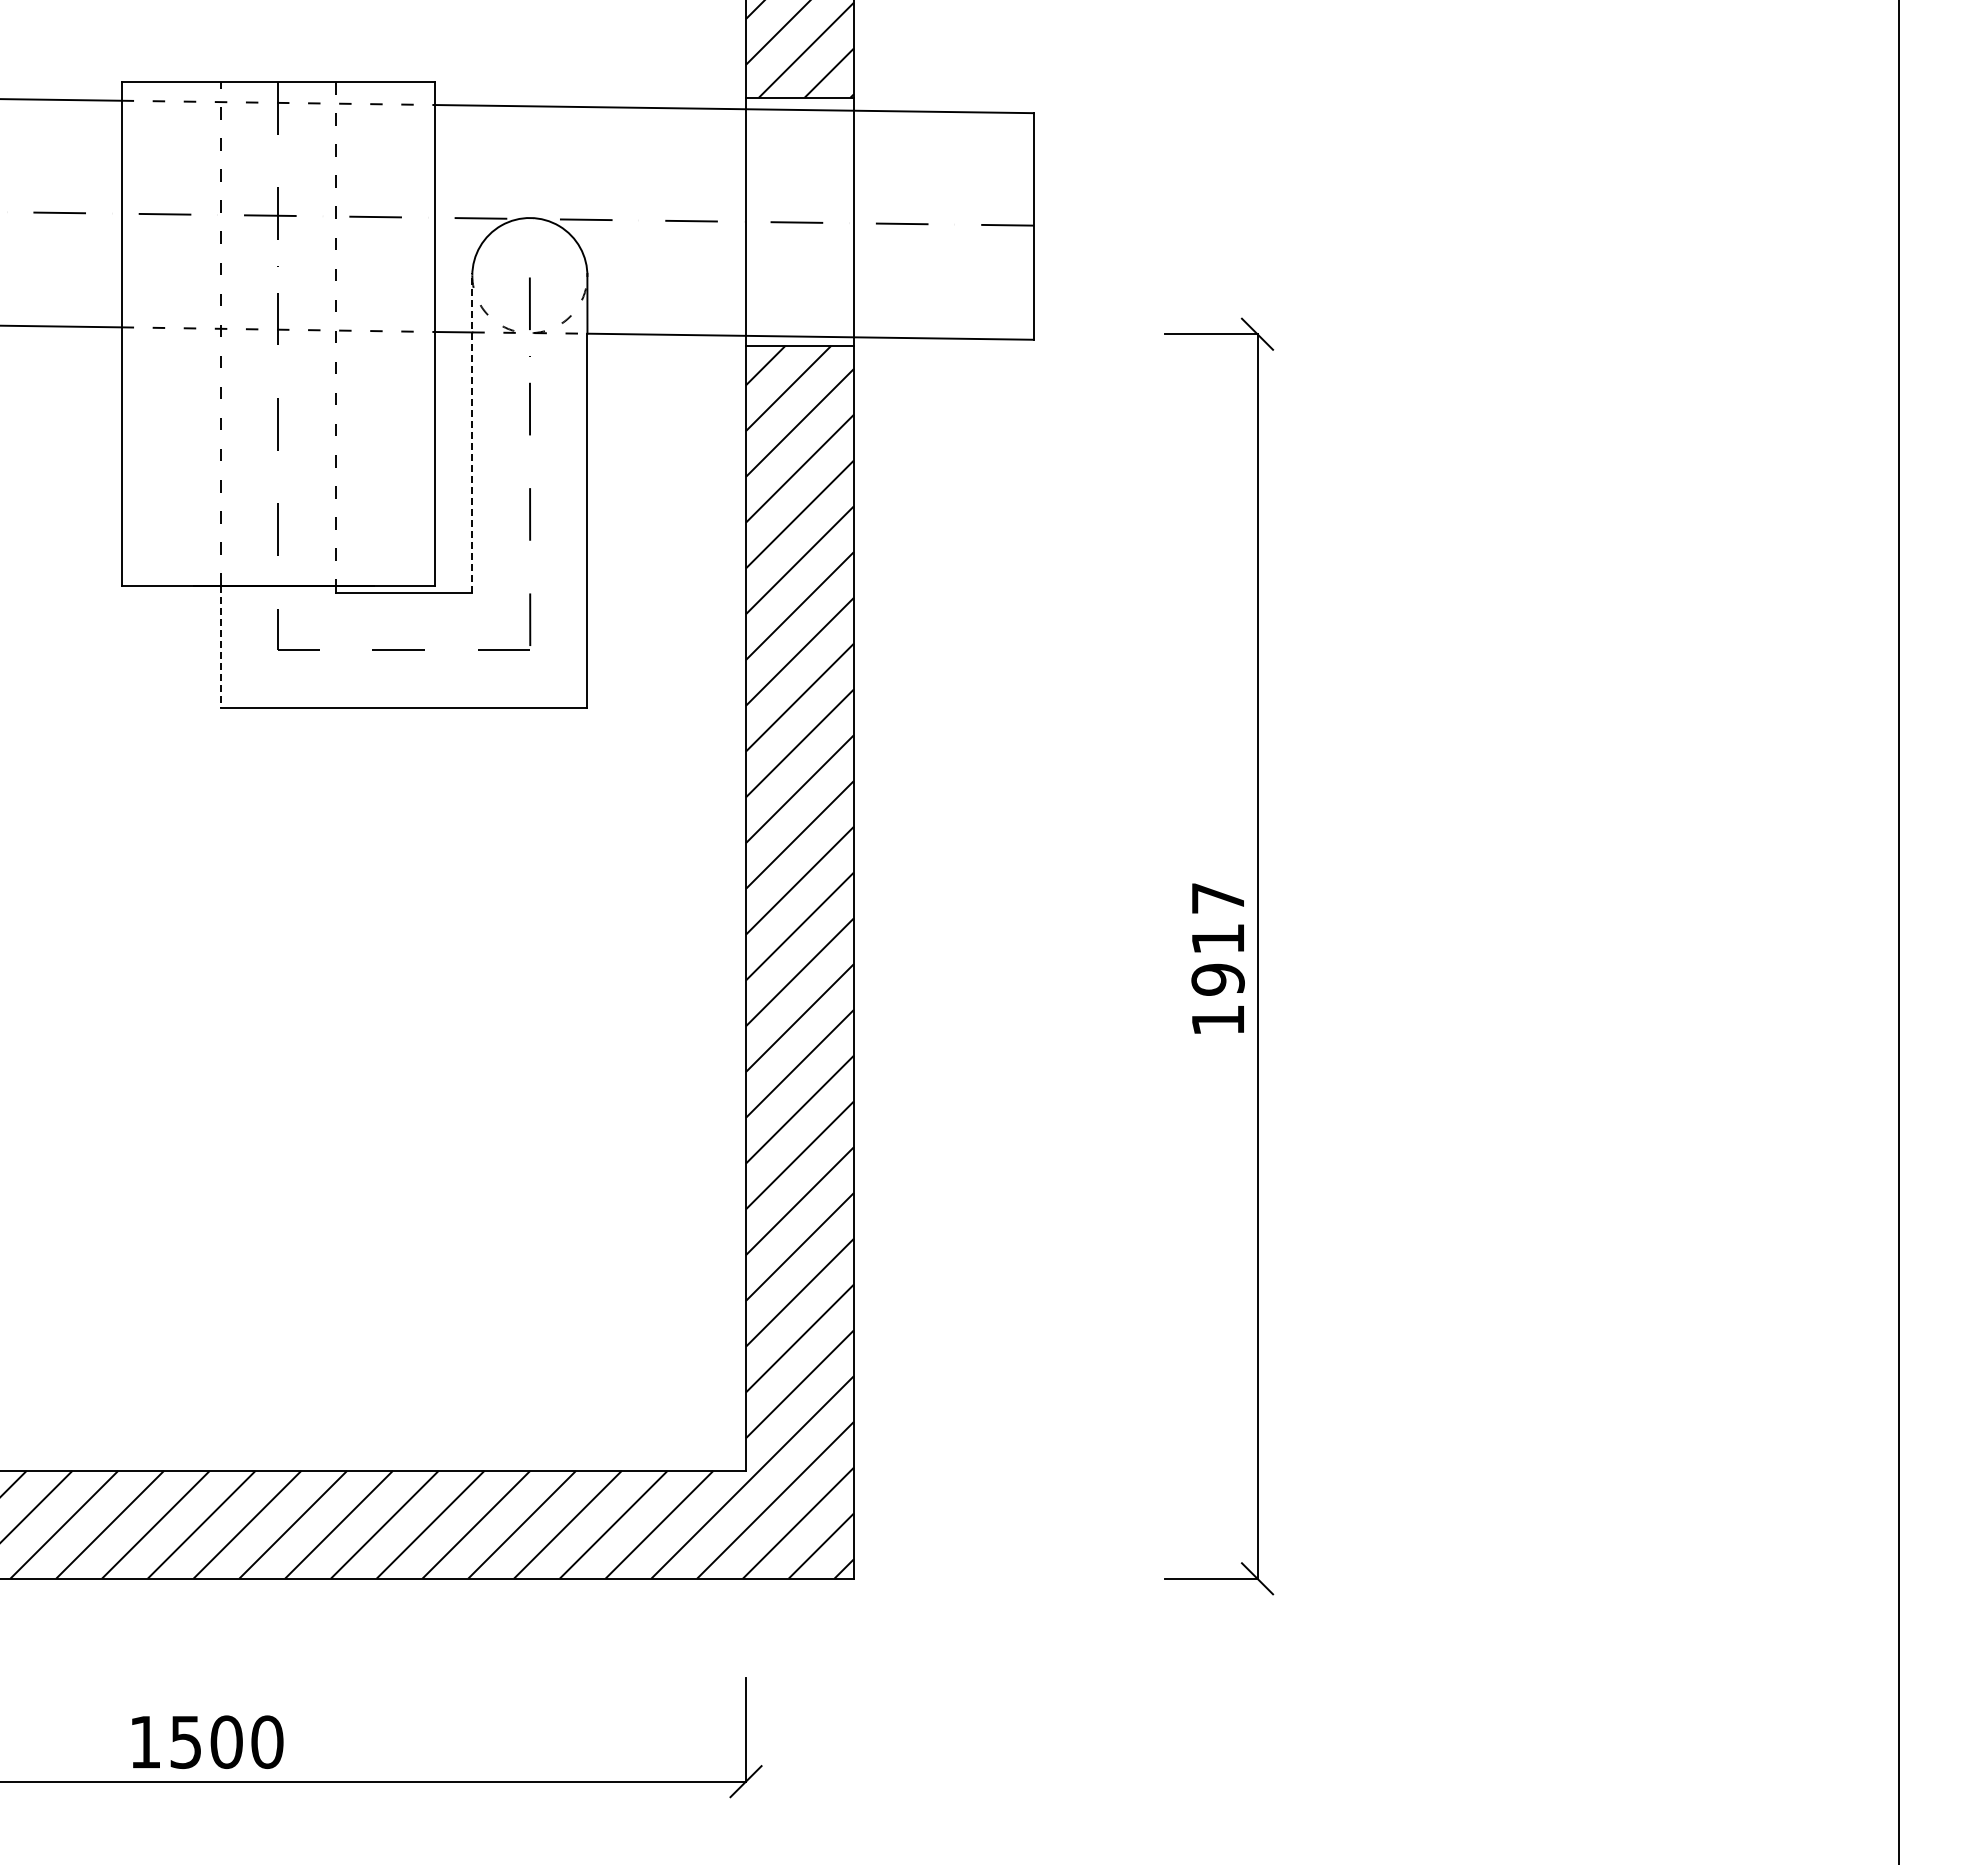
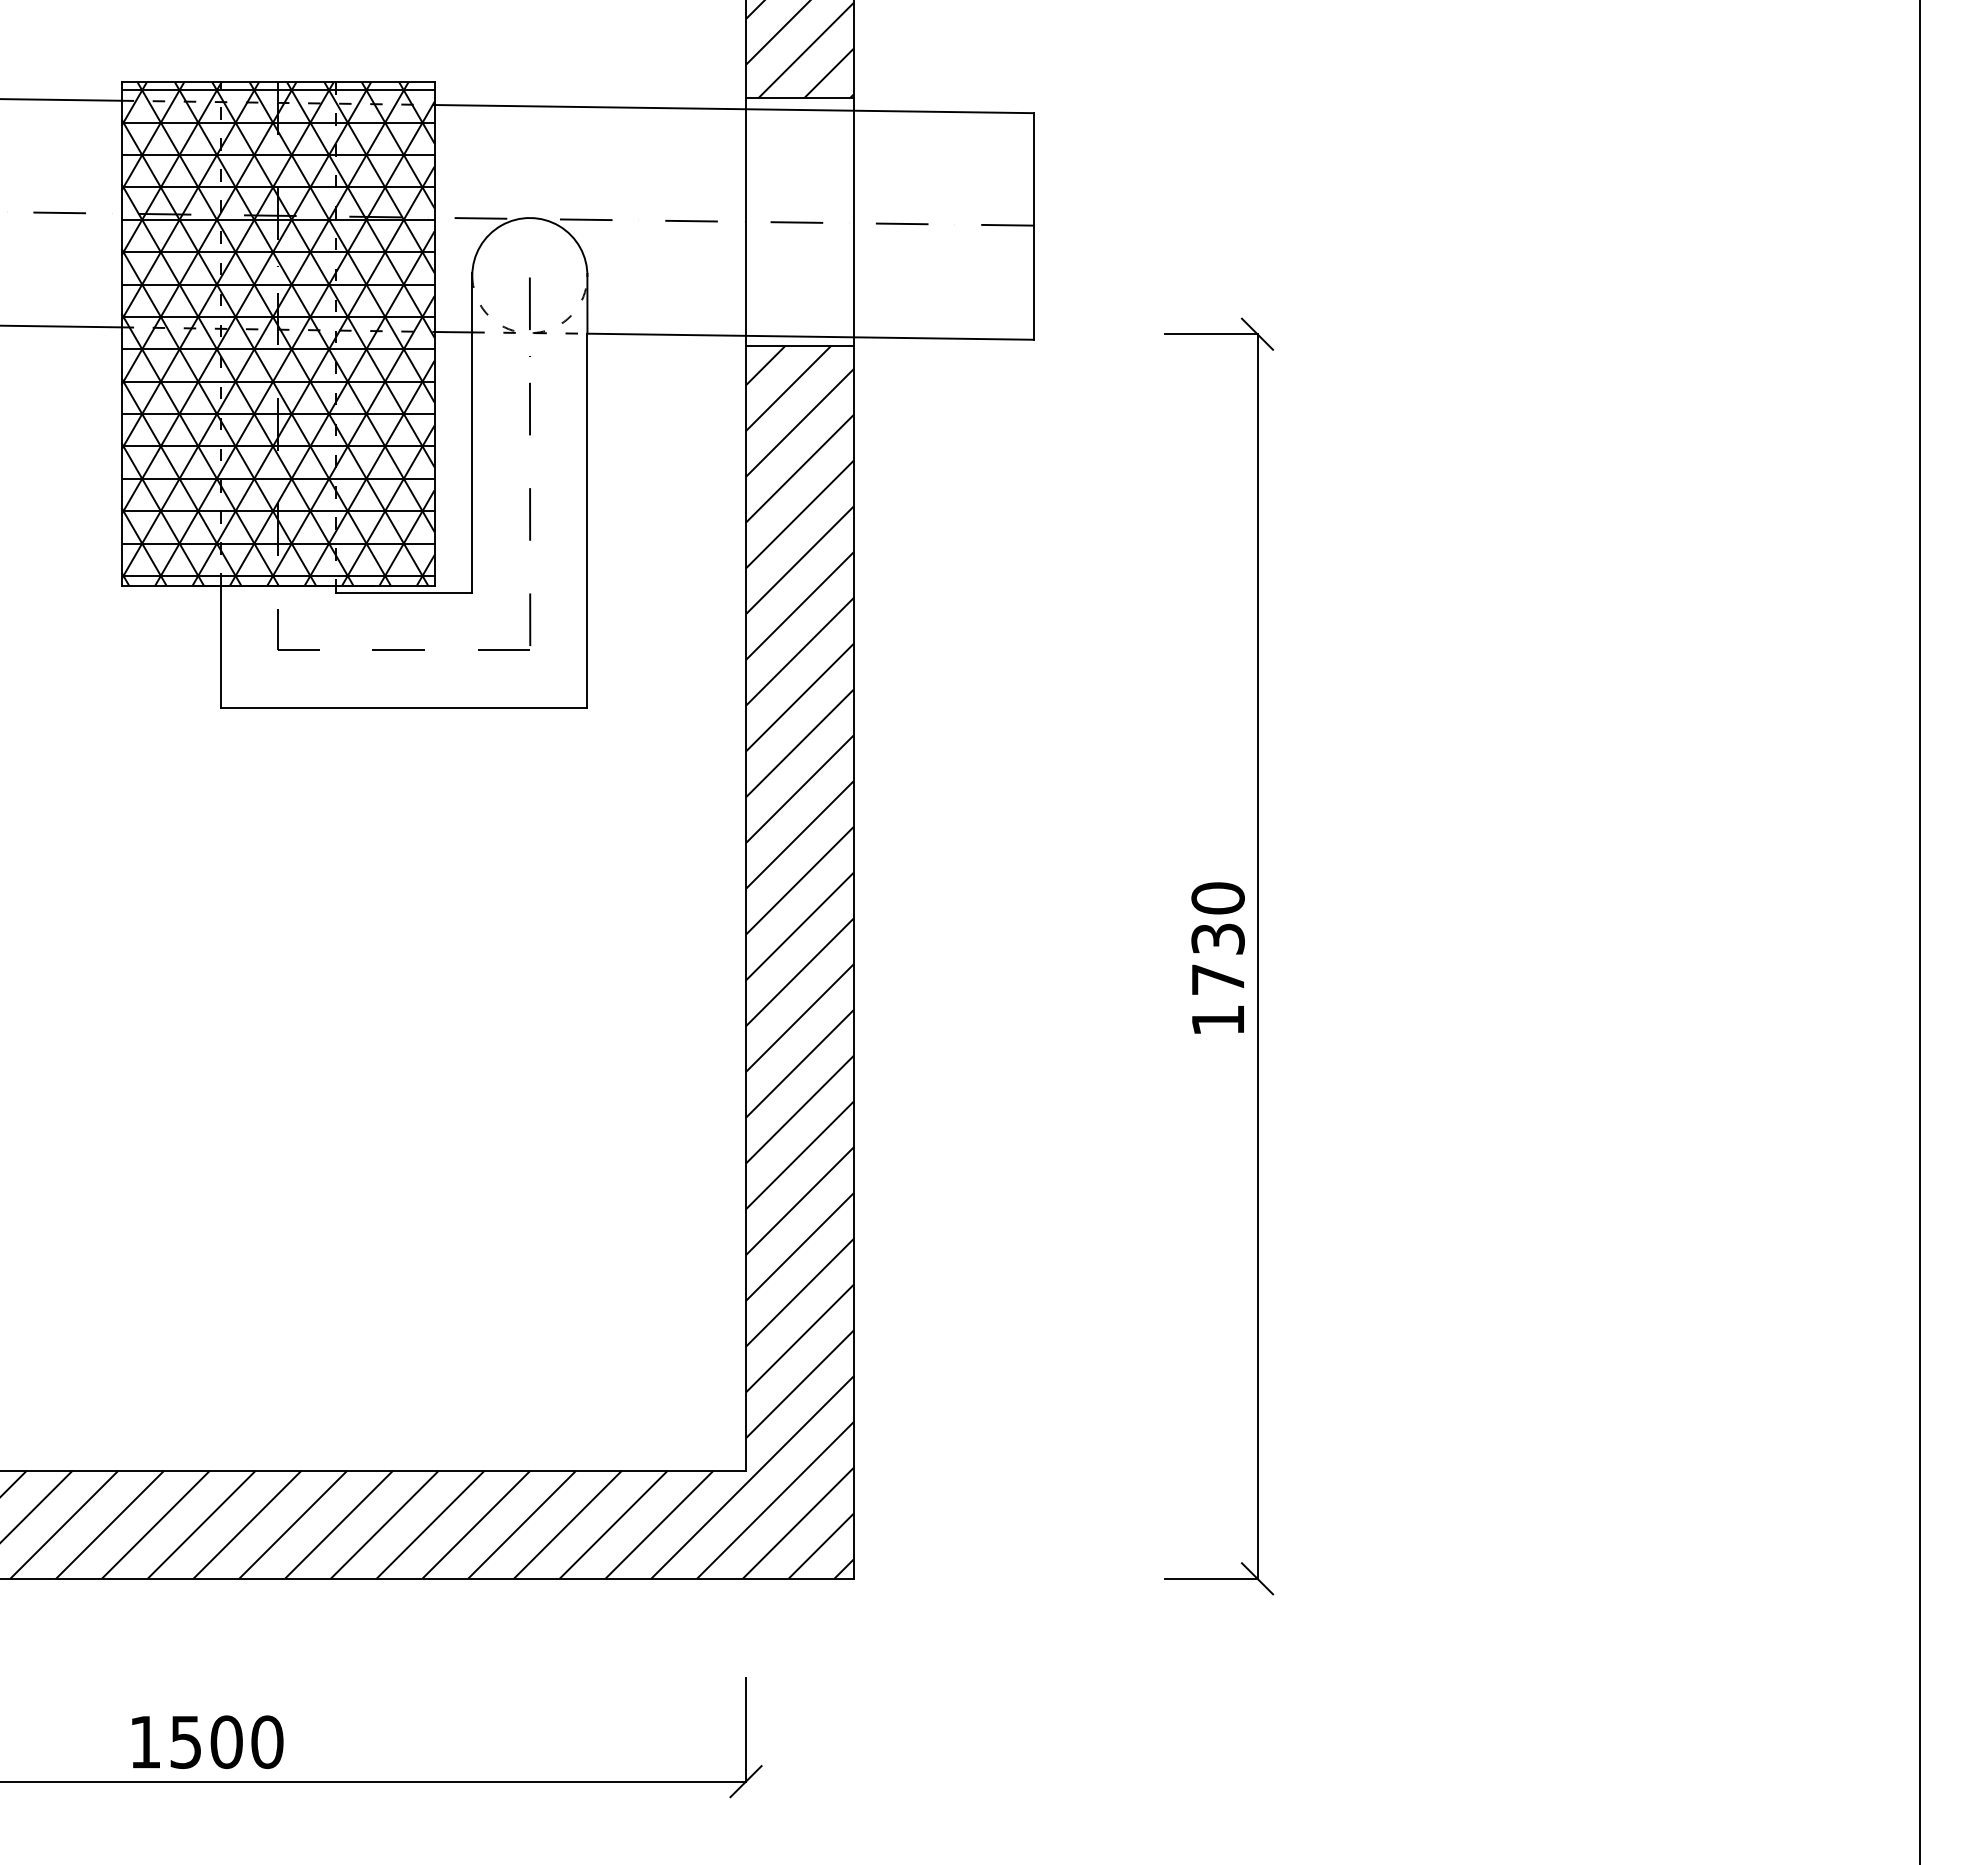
hatch: none -> present (277, 333)
line: dashed -> solid (472, 433)
line: dashed -> solid (220, 647)
line position: (1898, 931) -> (1919, 931) (1919, 931)
text: 1917 -> 1730 (1217, 938)
